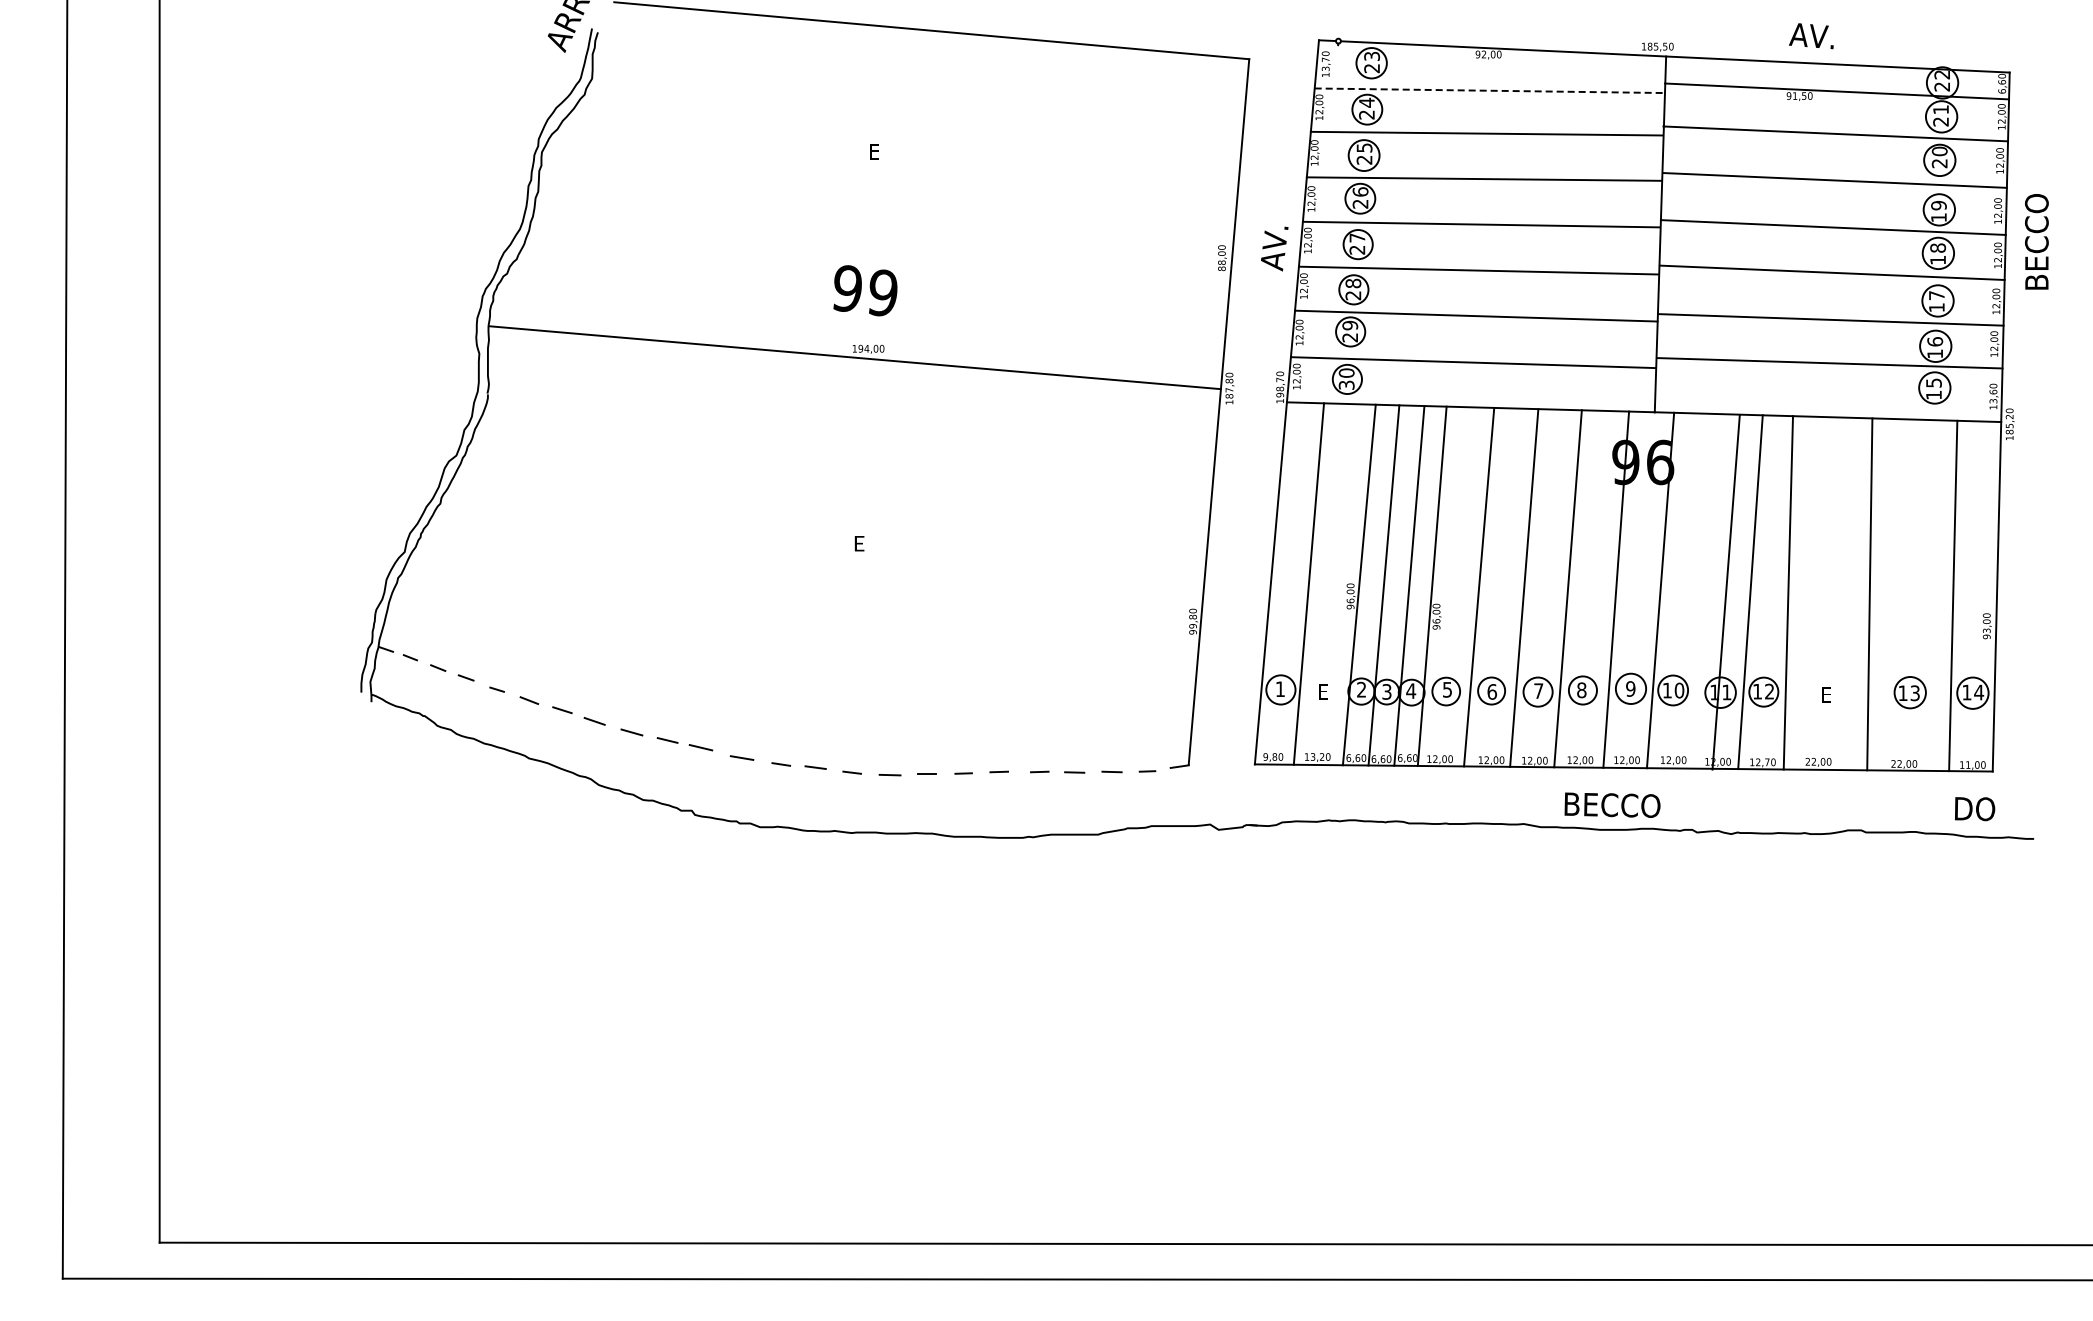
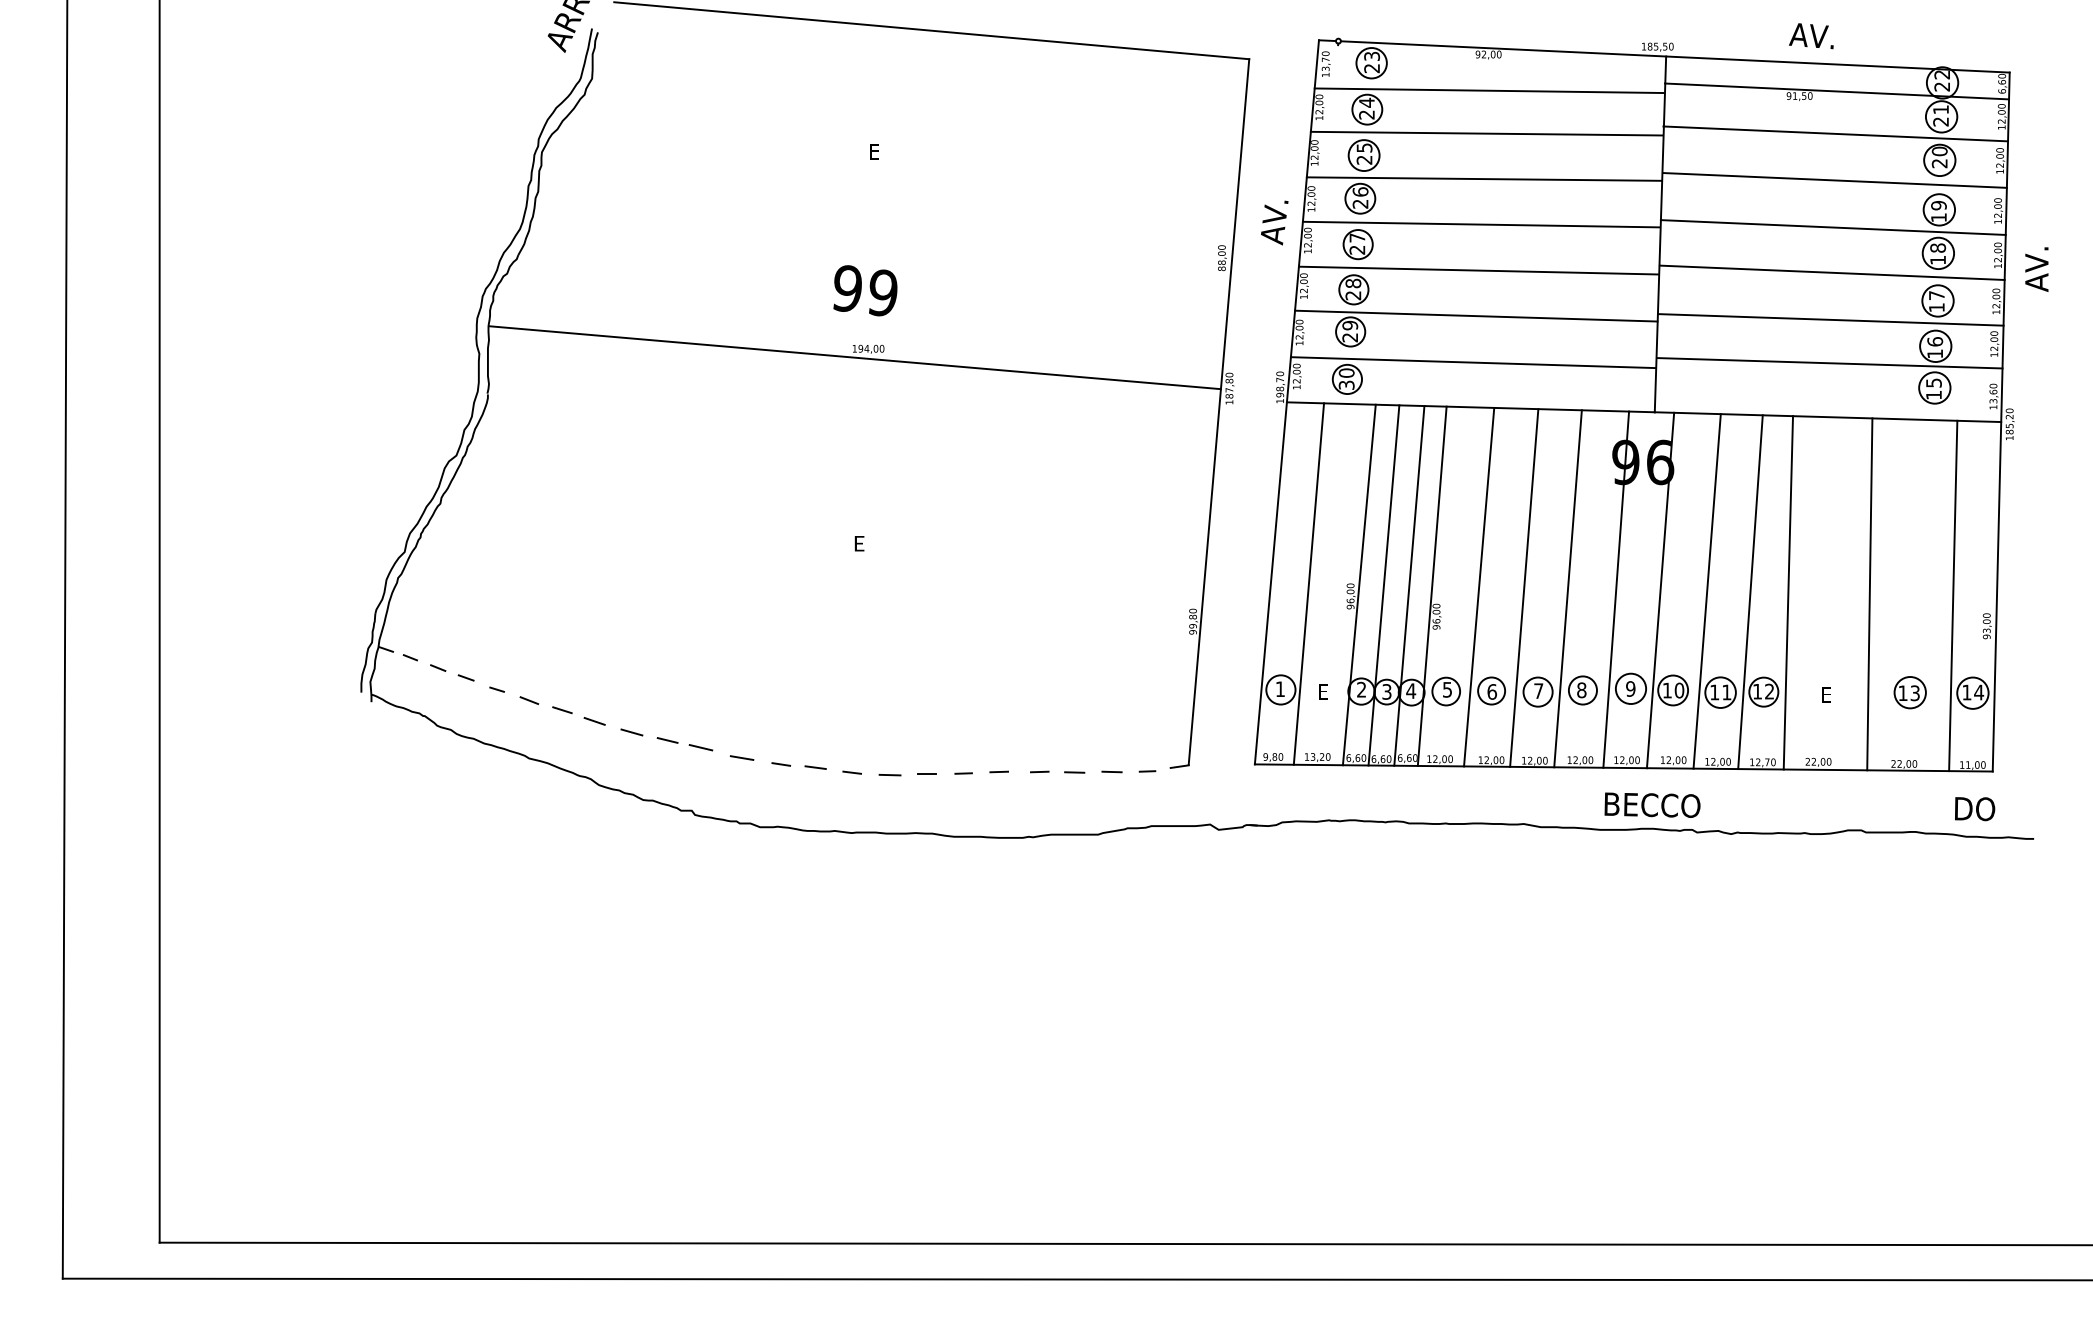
line: dashed -> solid (1489, 90)
text: BECCO -> AV. (2036, 242)
text position: (1274, 248) -> (1274, 222) (1274, 222)
line position: (1725, 592) -> (1706, 591) (1706, 591)
text position: (1612, 804) -> (1652, 804) (1652, 804)
